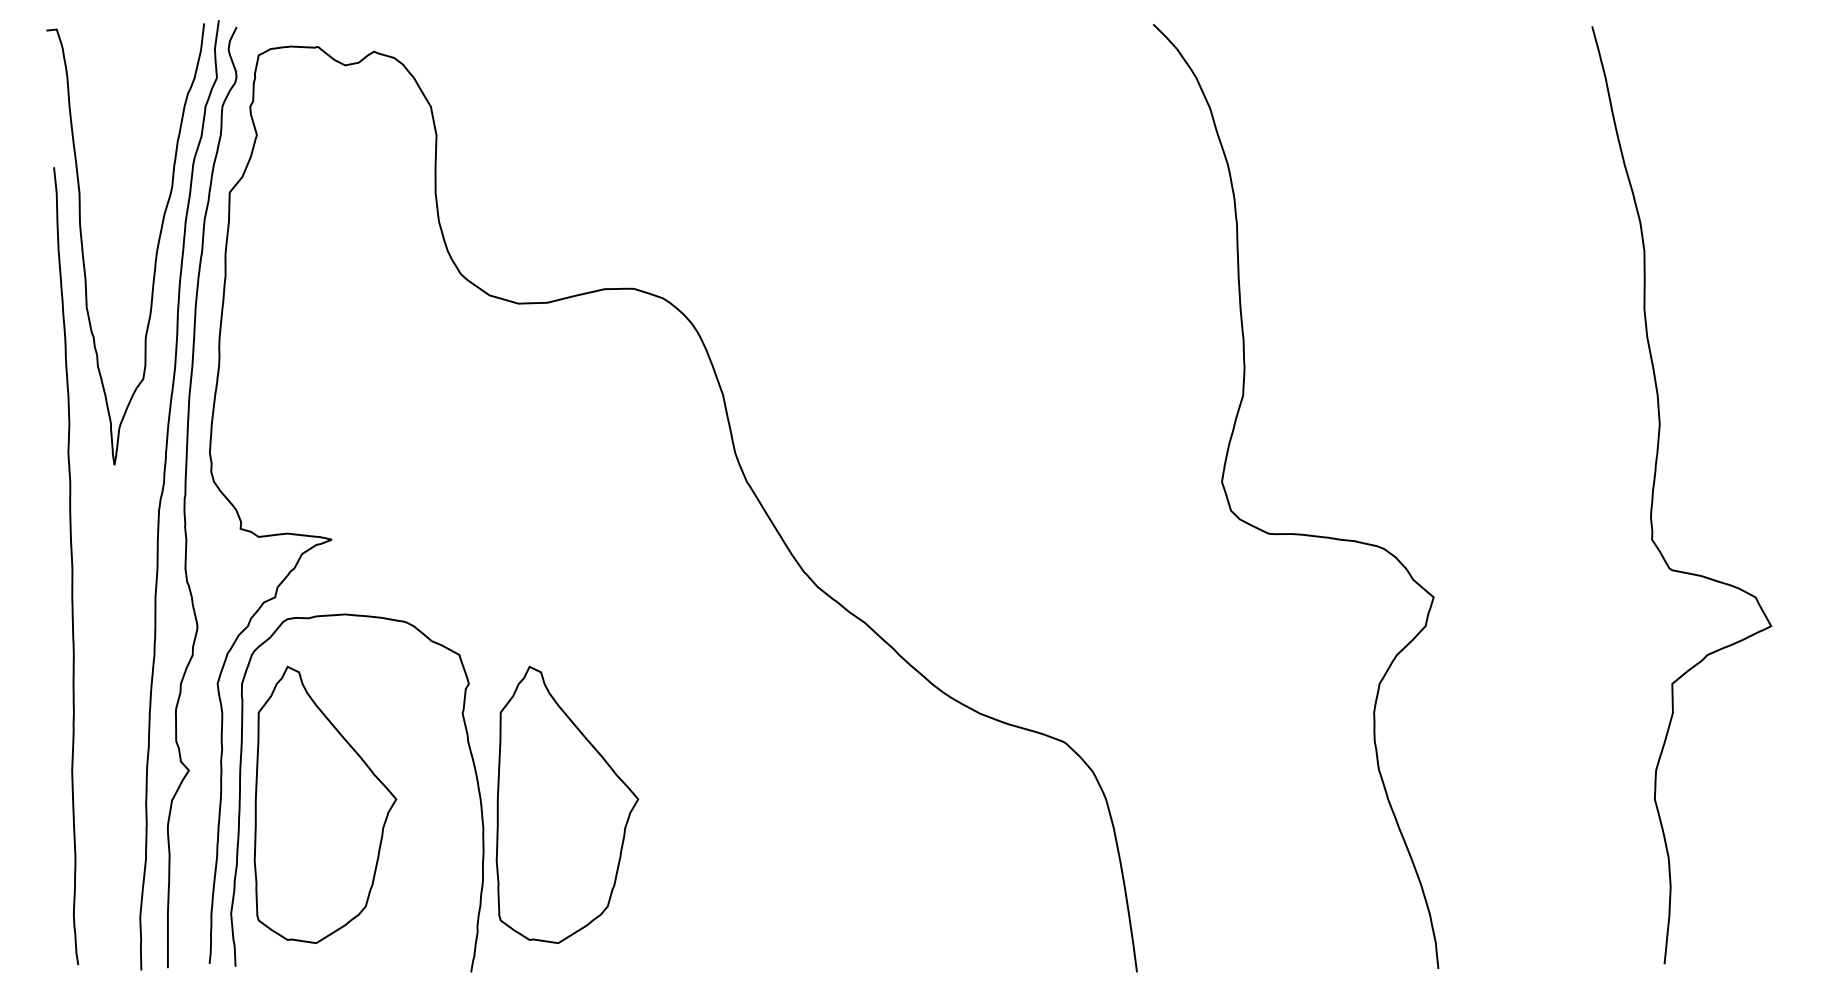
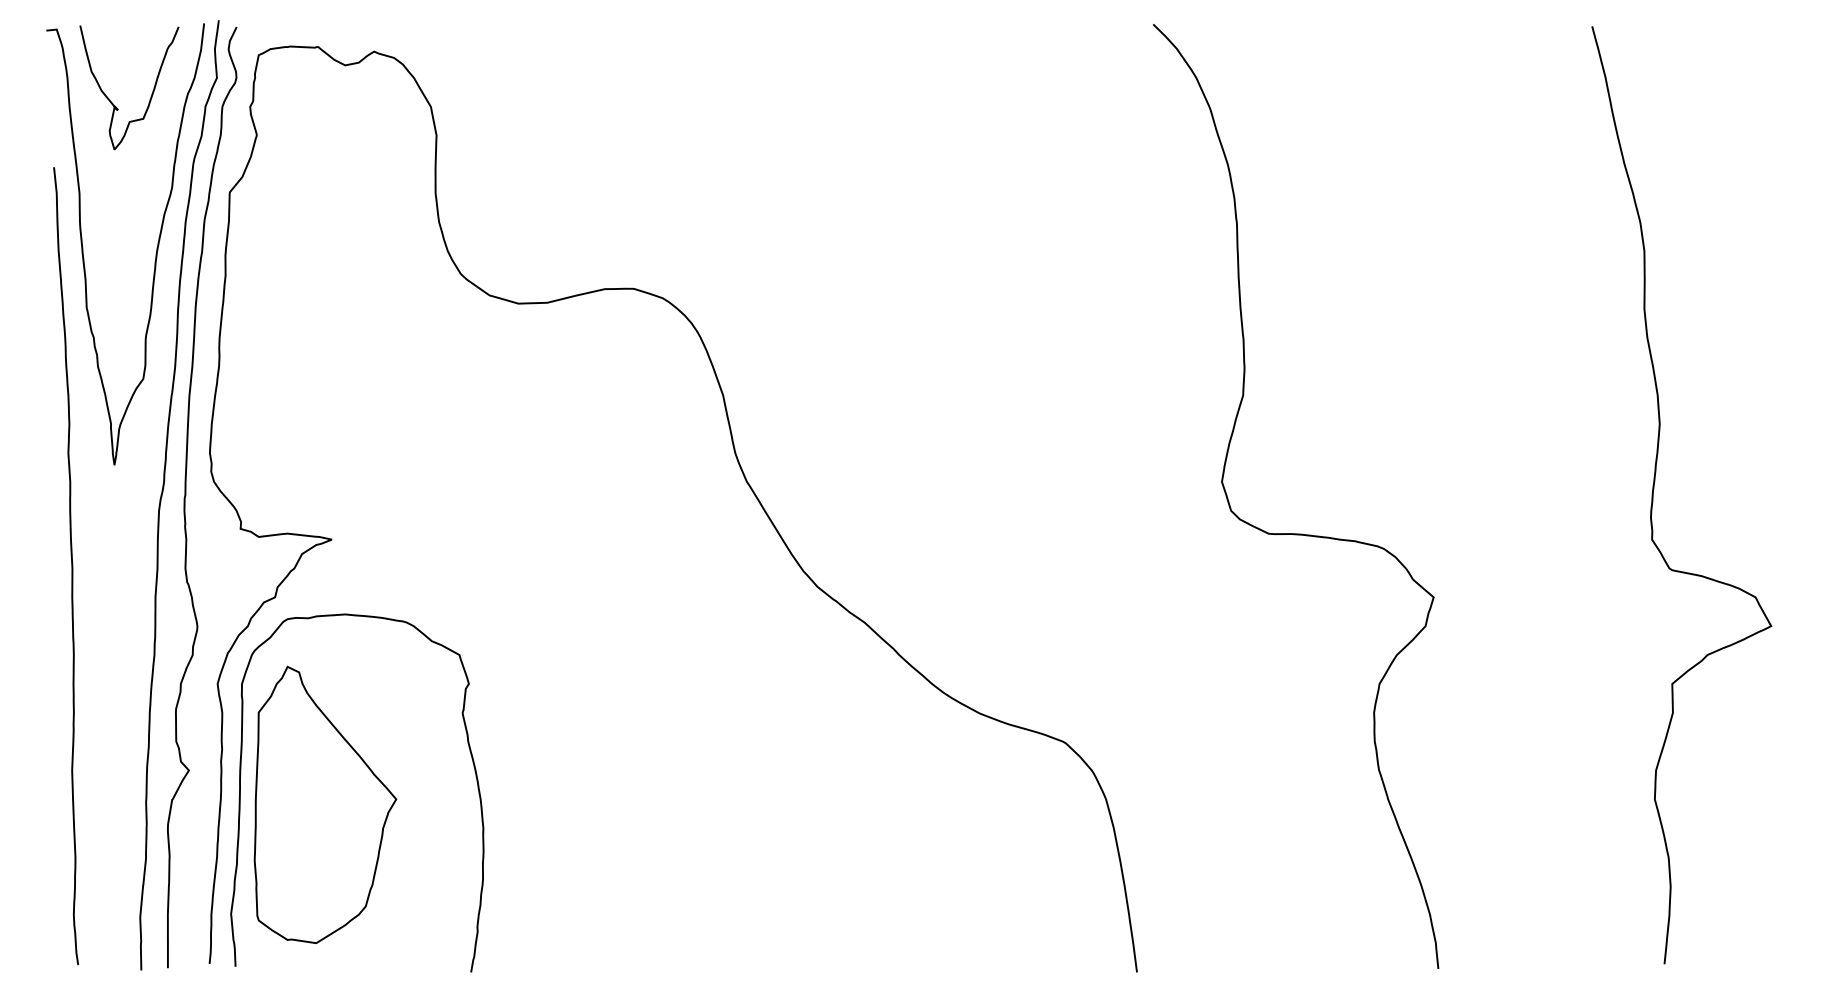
curve: none -> present (113, 103)
part: present -> none (567, 804)
